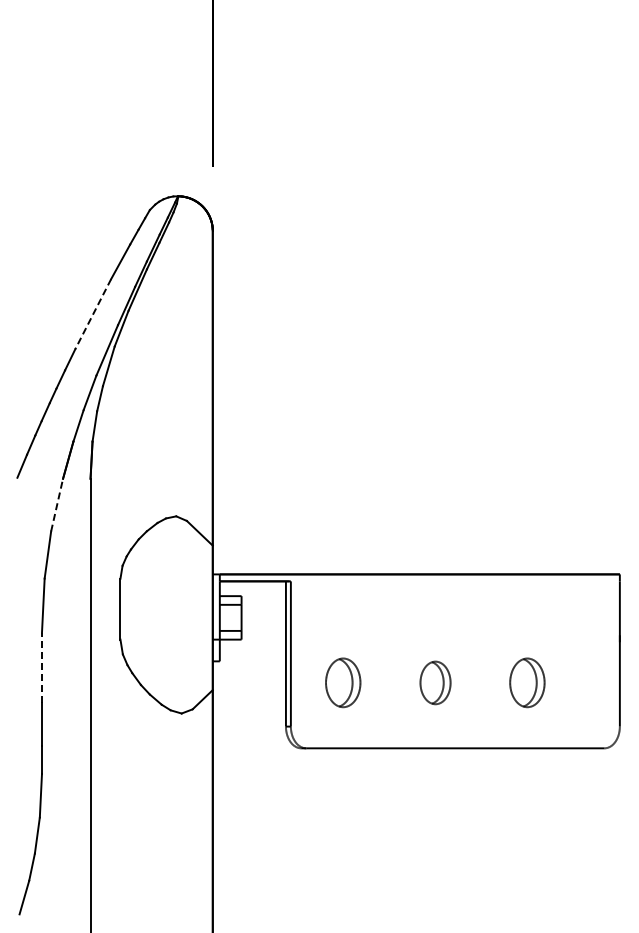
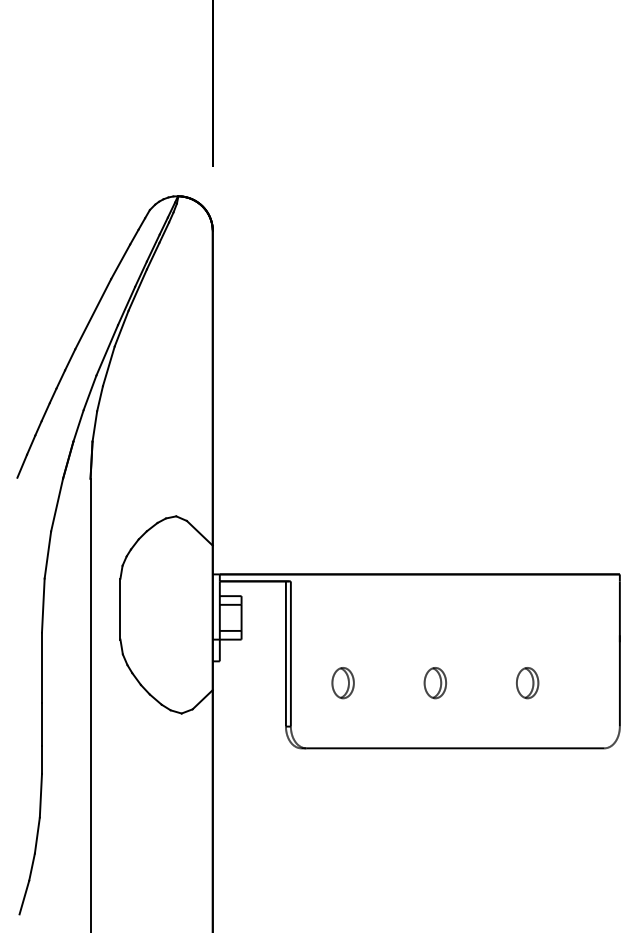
line: dashed -> solid (93, 314)
line: dashed -> solid (57, 504)
line: dashed -> solid (42, 667)
part size: 37x52 px -> 24x33 px (342, 683)
part size: 33x46 px -> 24x33 px (434, 683)
part size: 37x52 px -> 24x33 px (527, 683)
